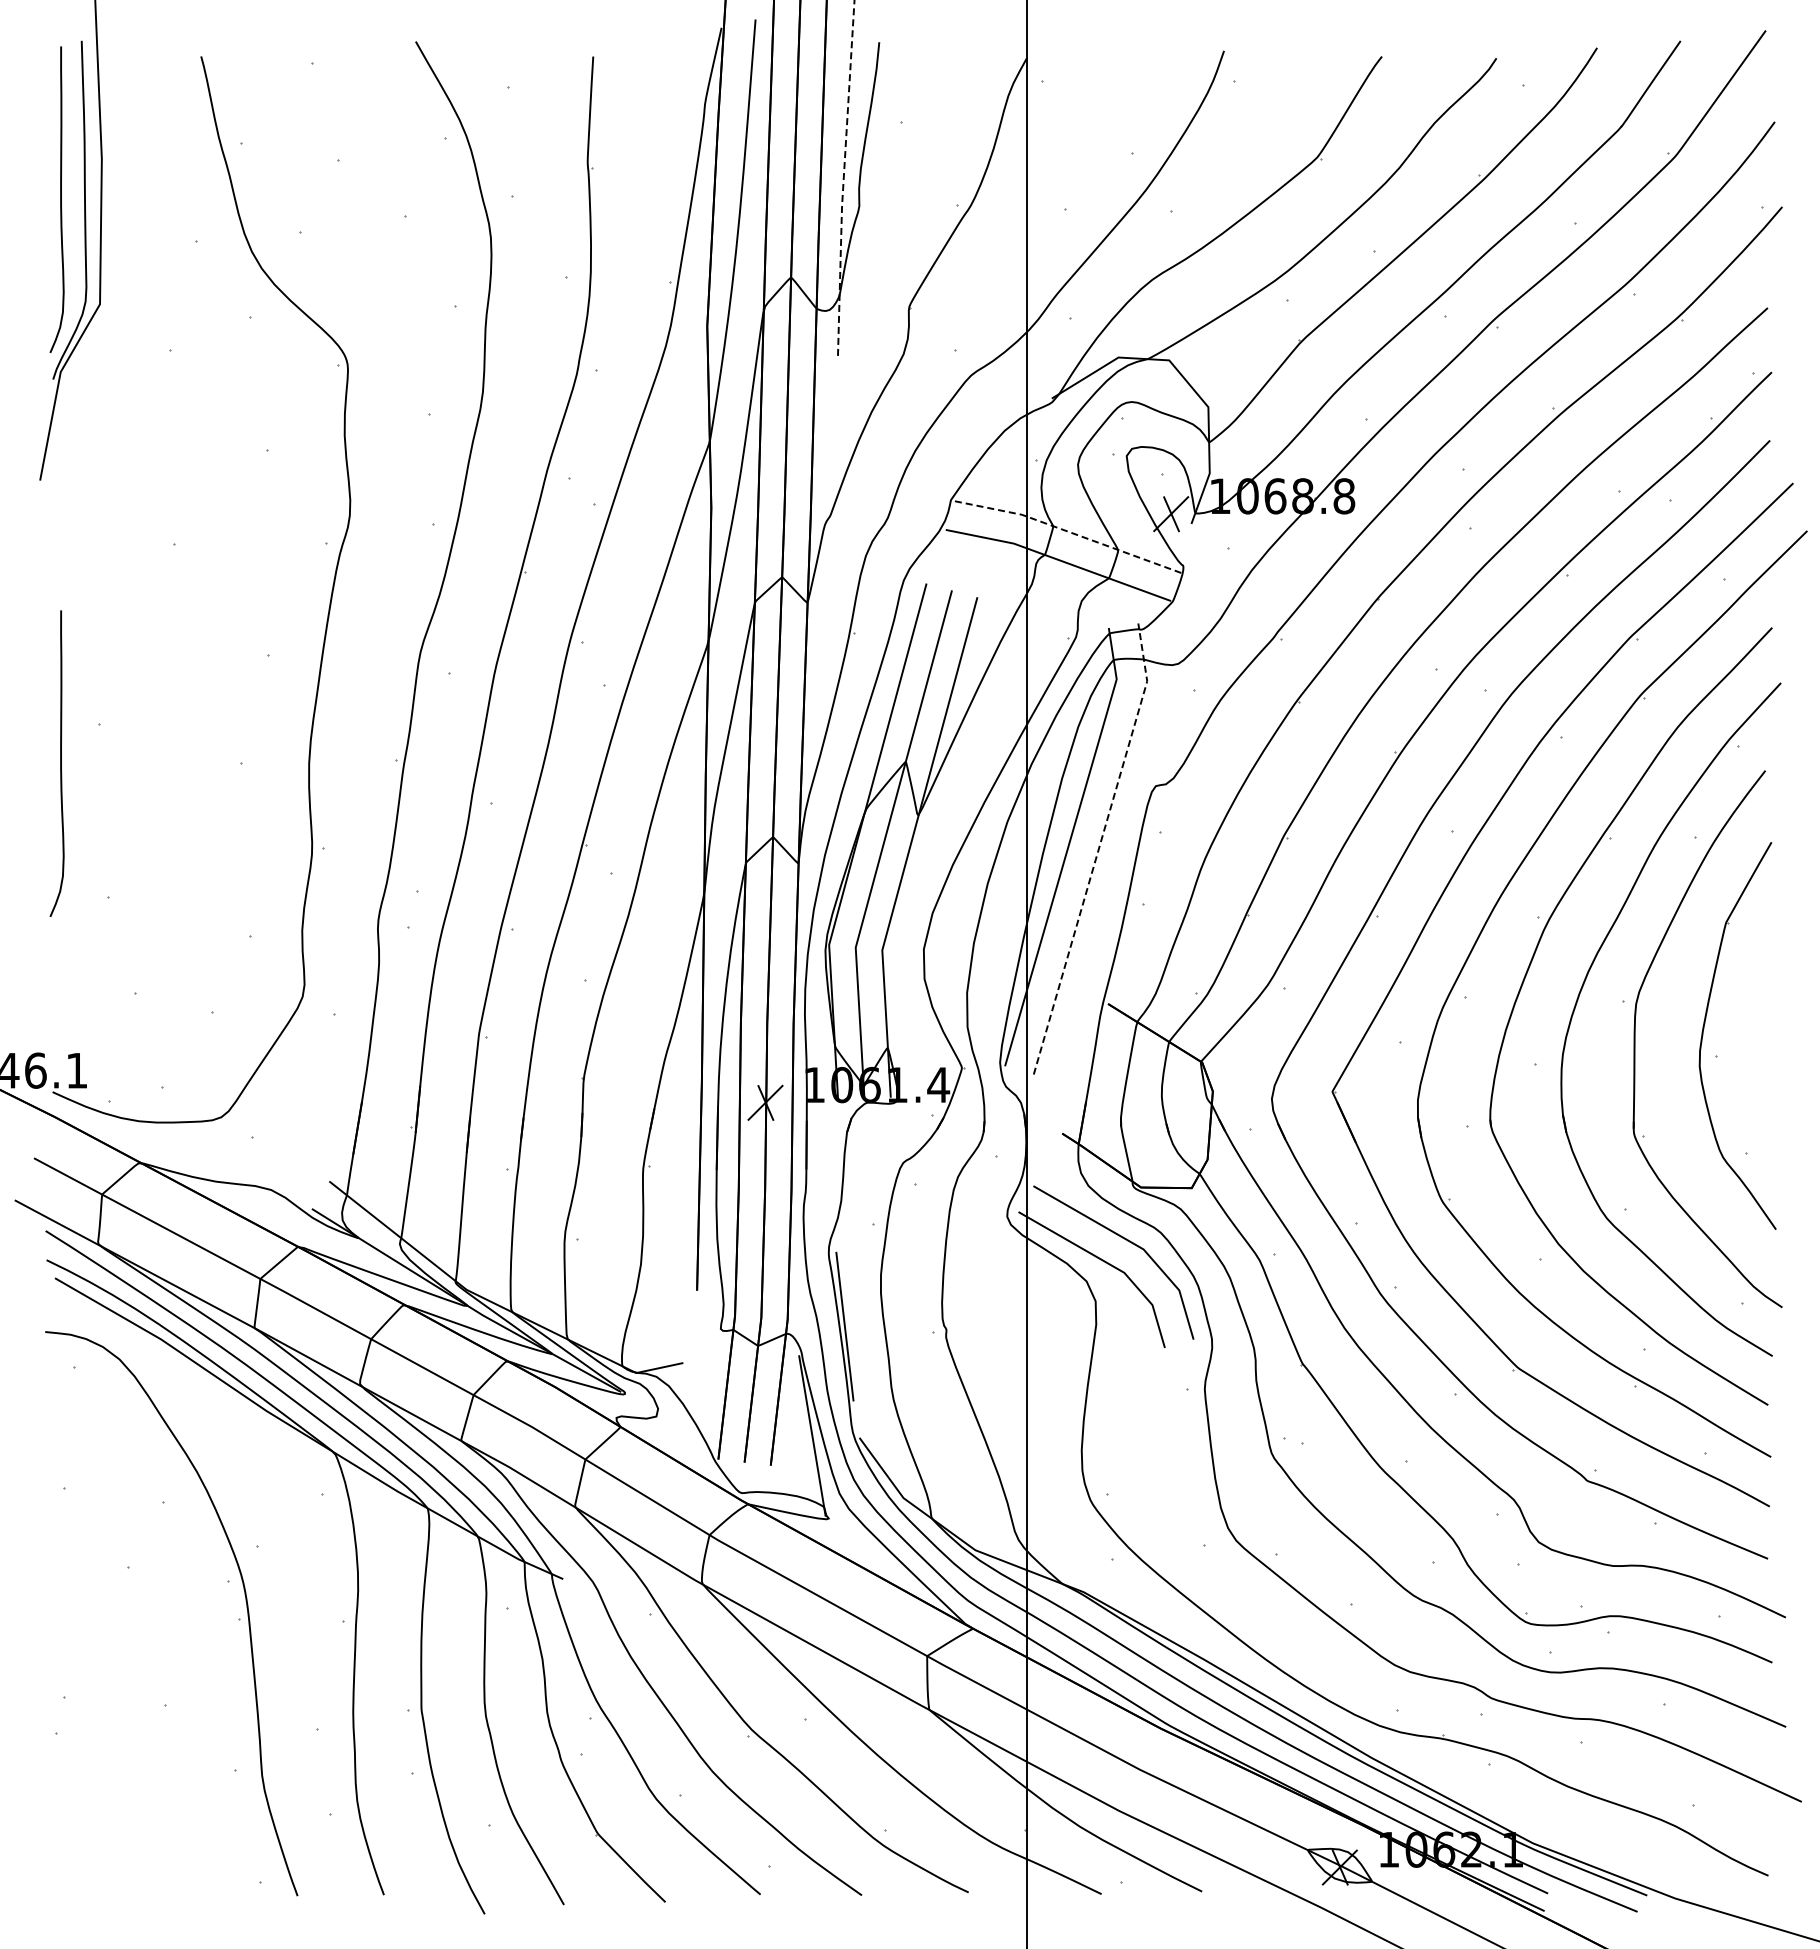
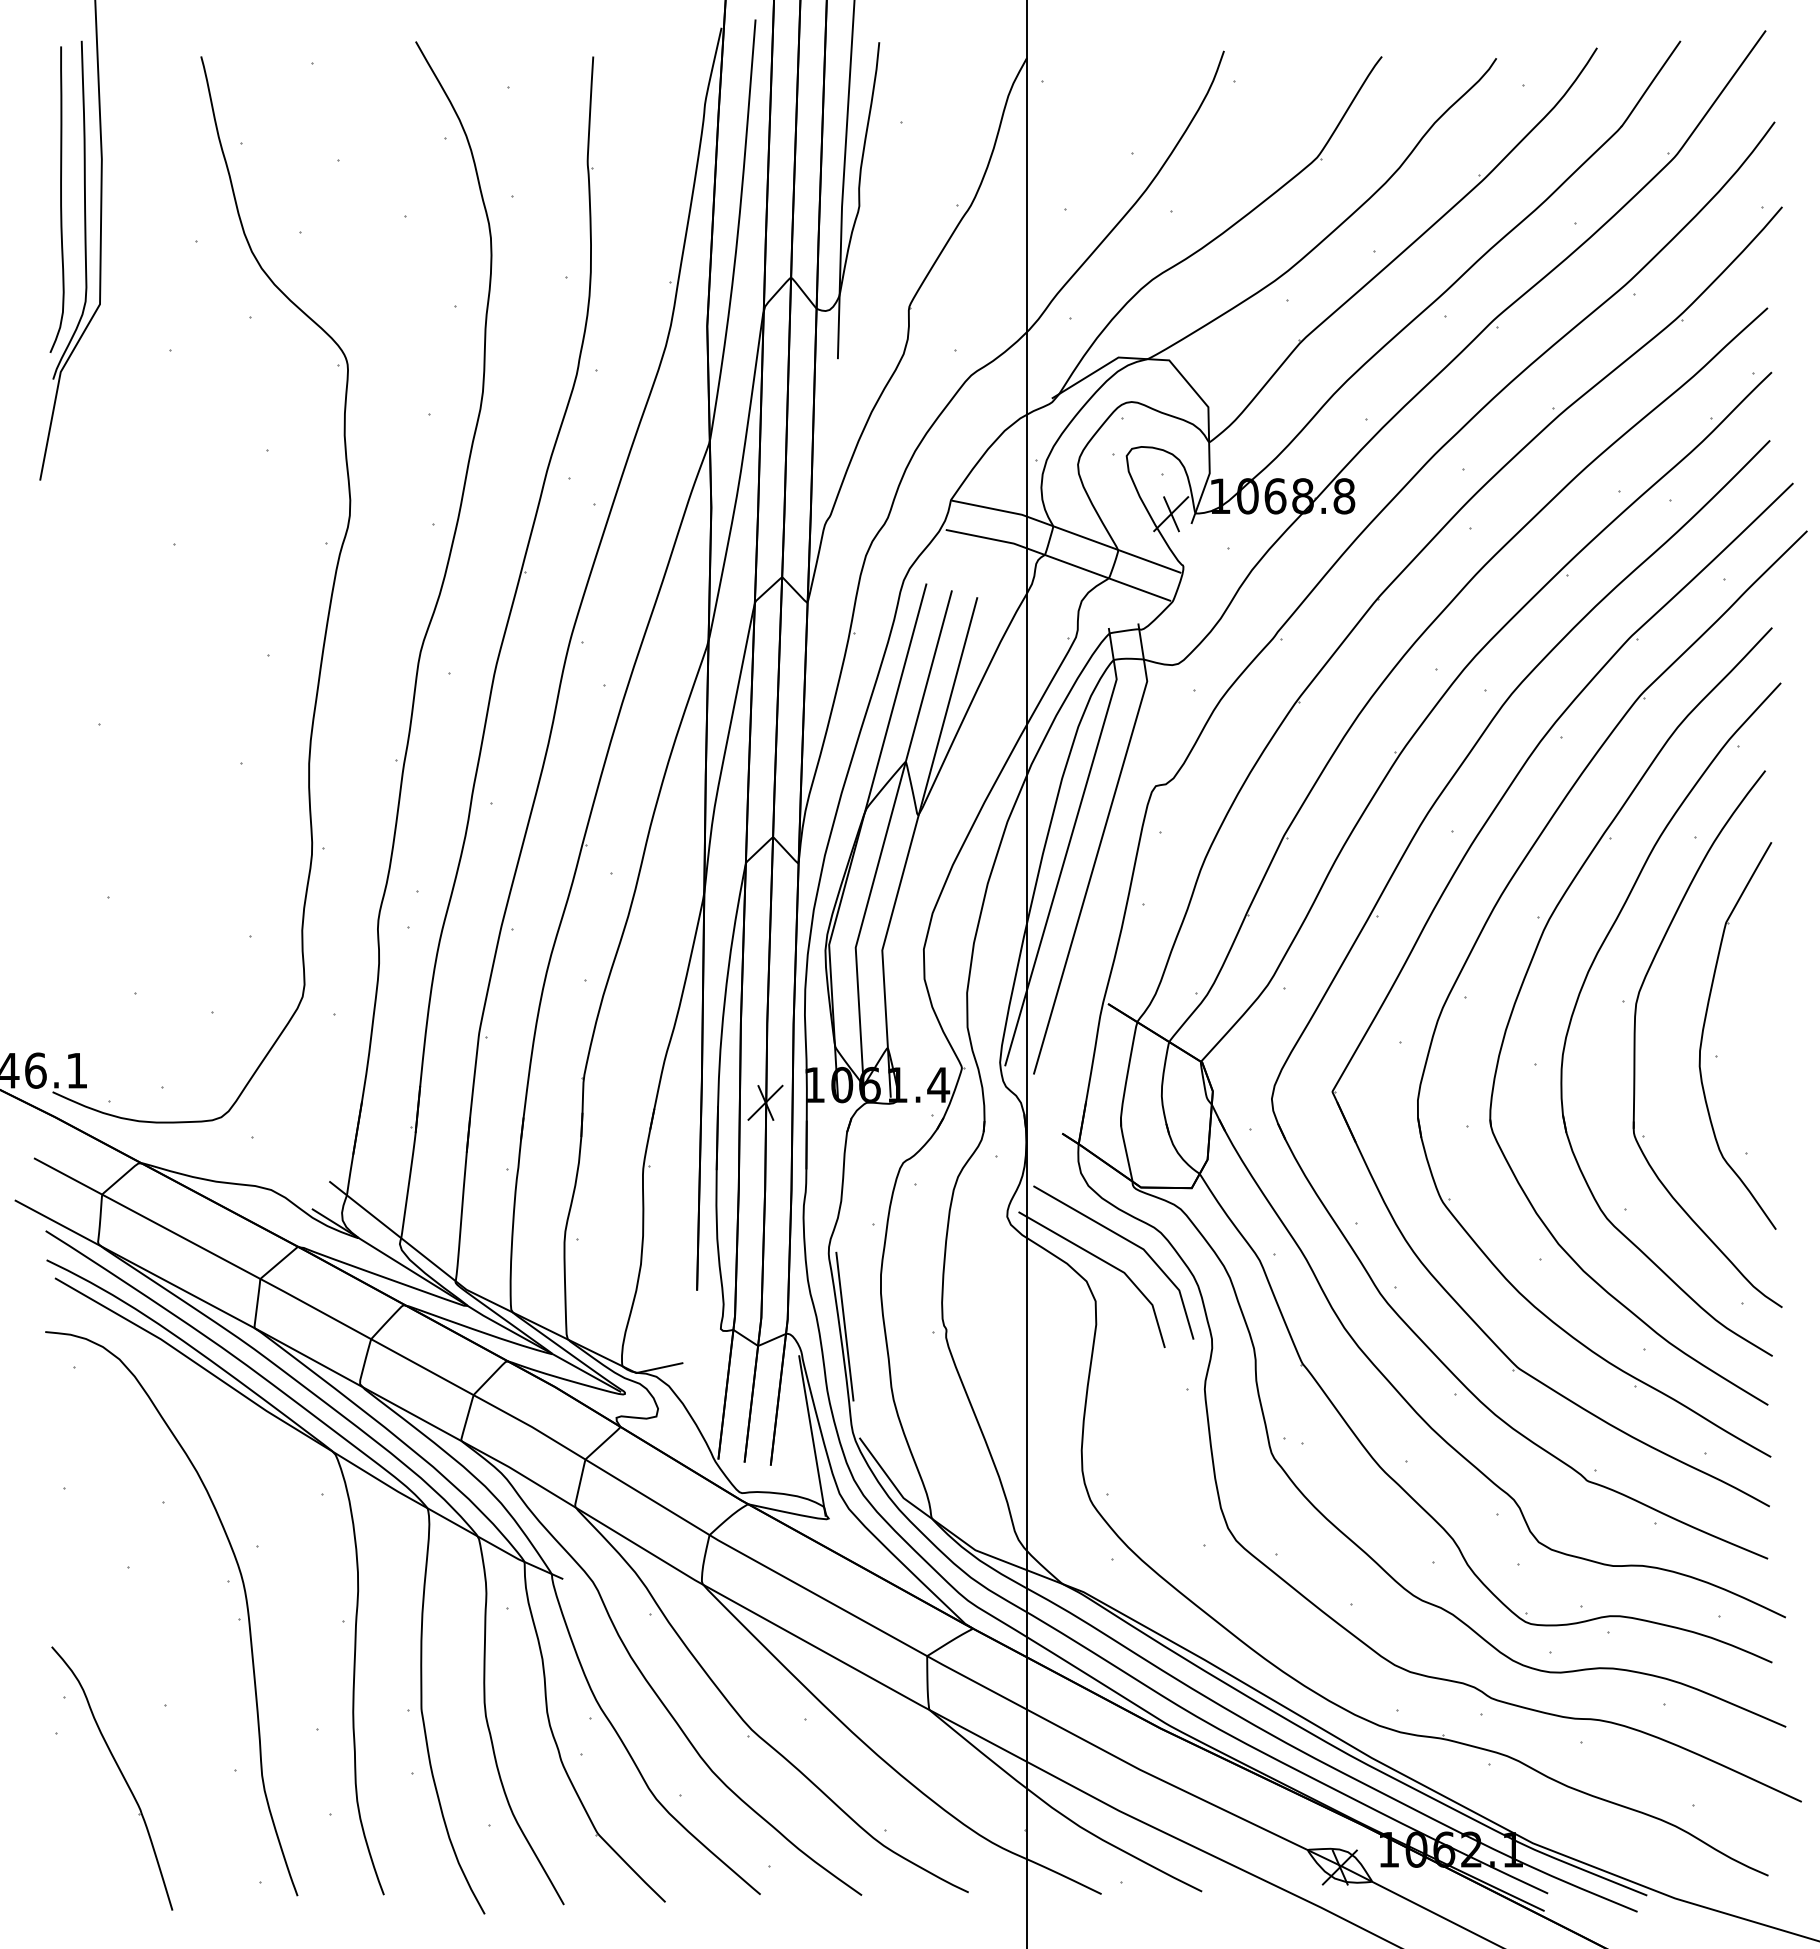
line: dashed -> solid (843, 180)
line: dashed -> solid (1066, 531)
curve: present -> none (60, 763)
line: dashed -> solid (1098, 849)
part: none -> present (120, 1773)
